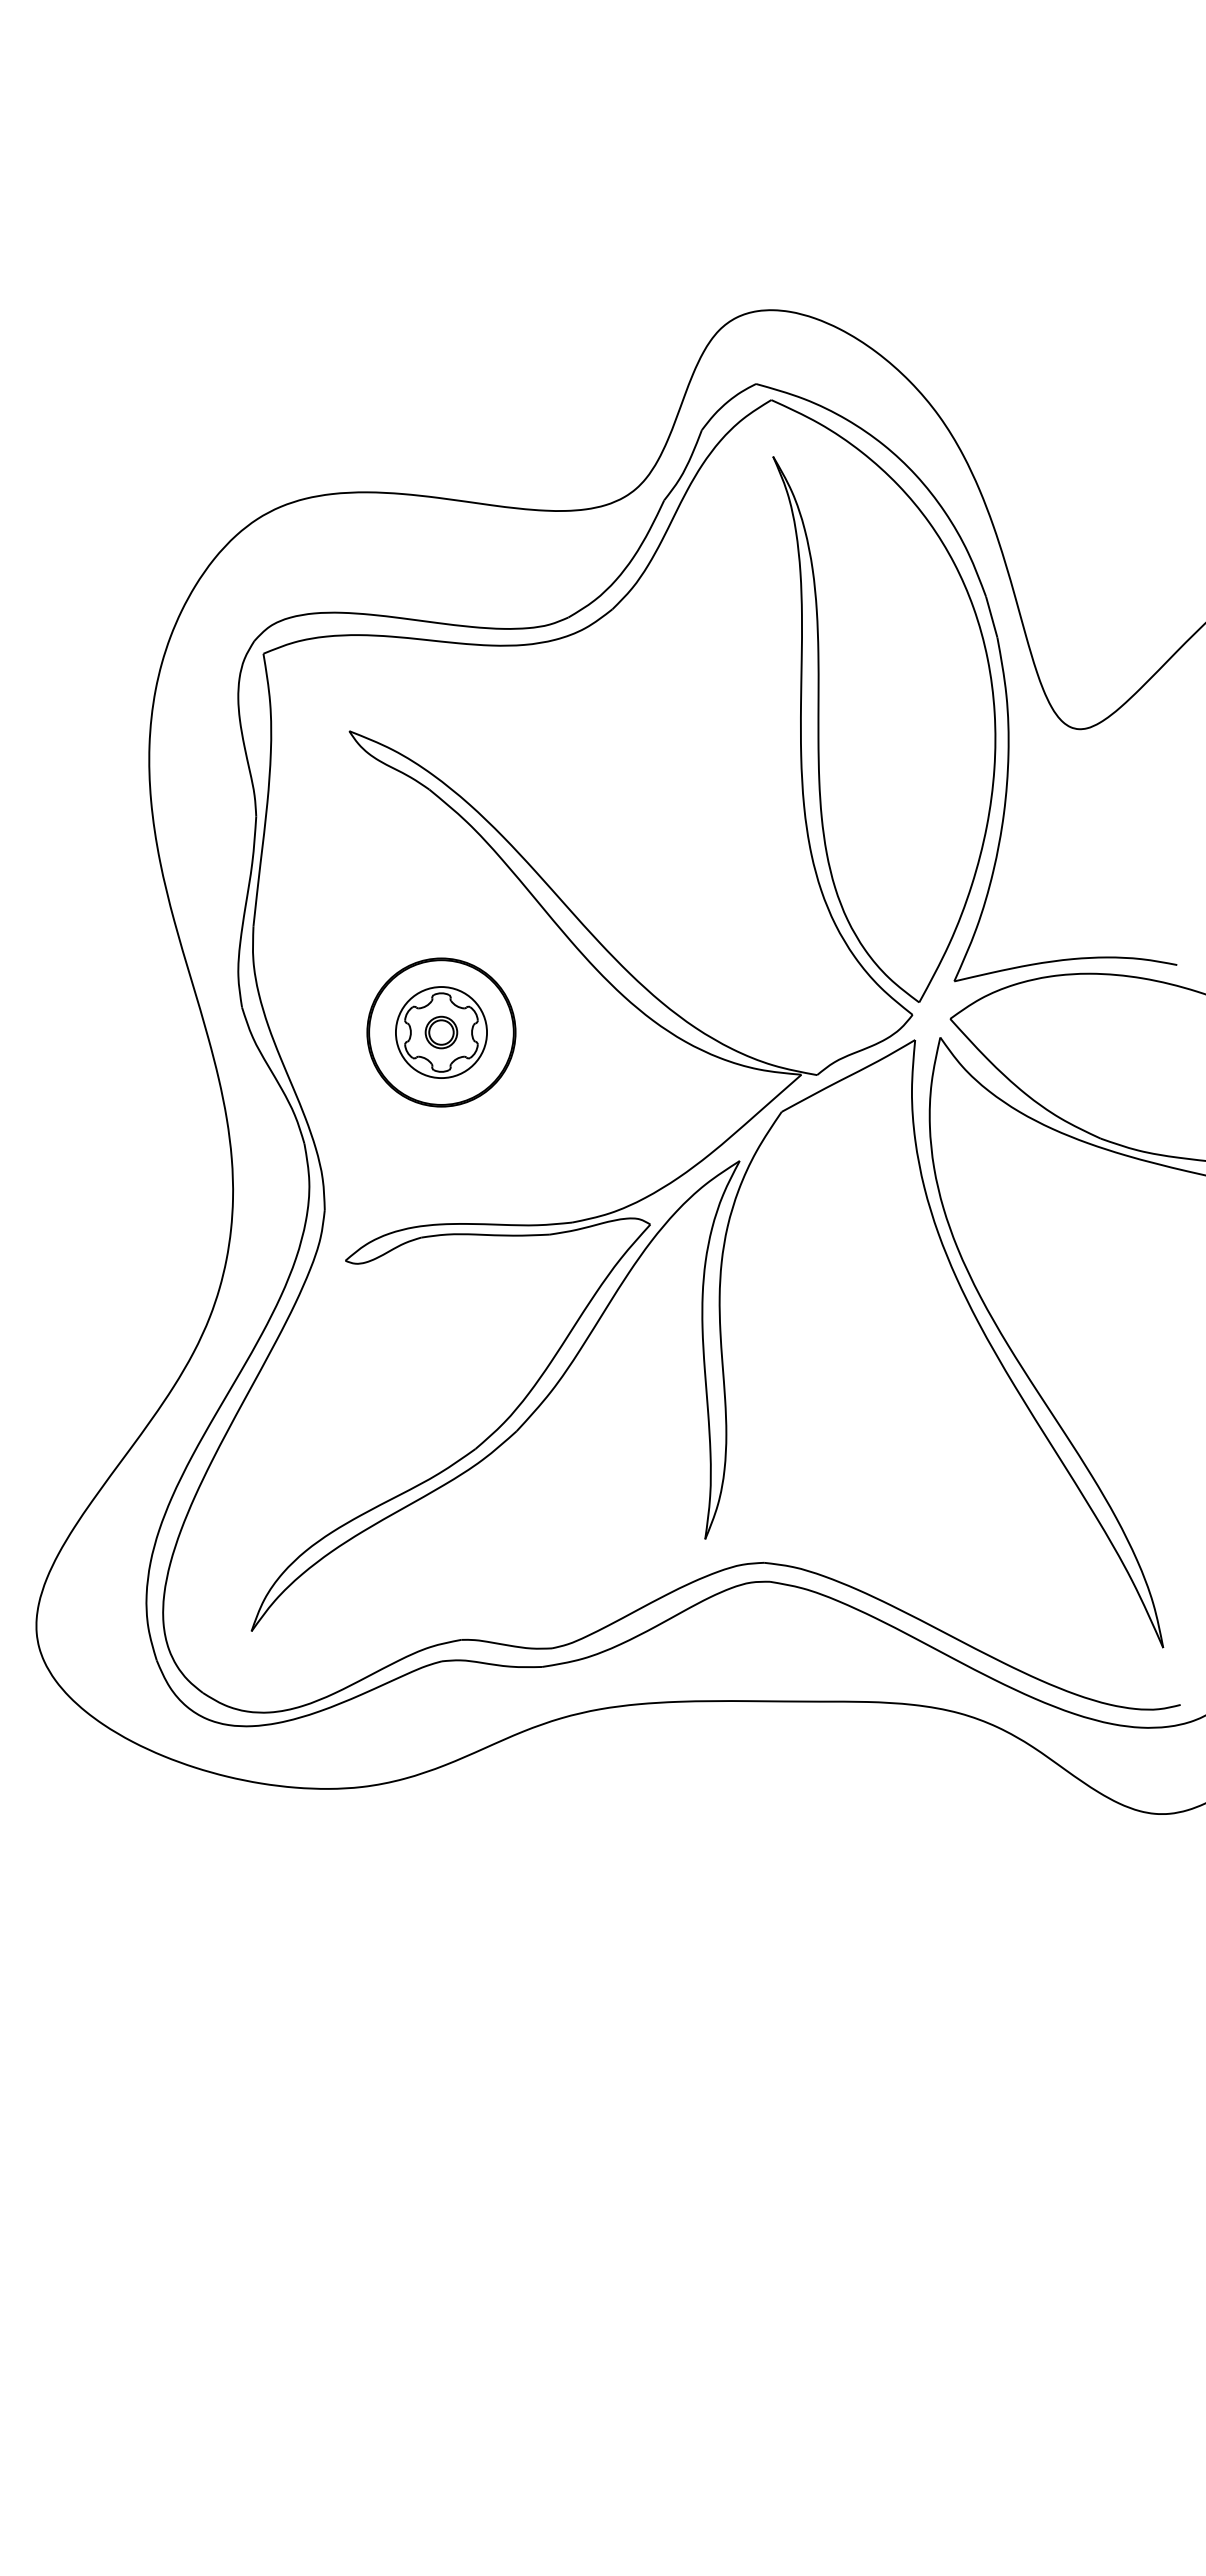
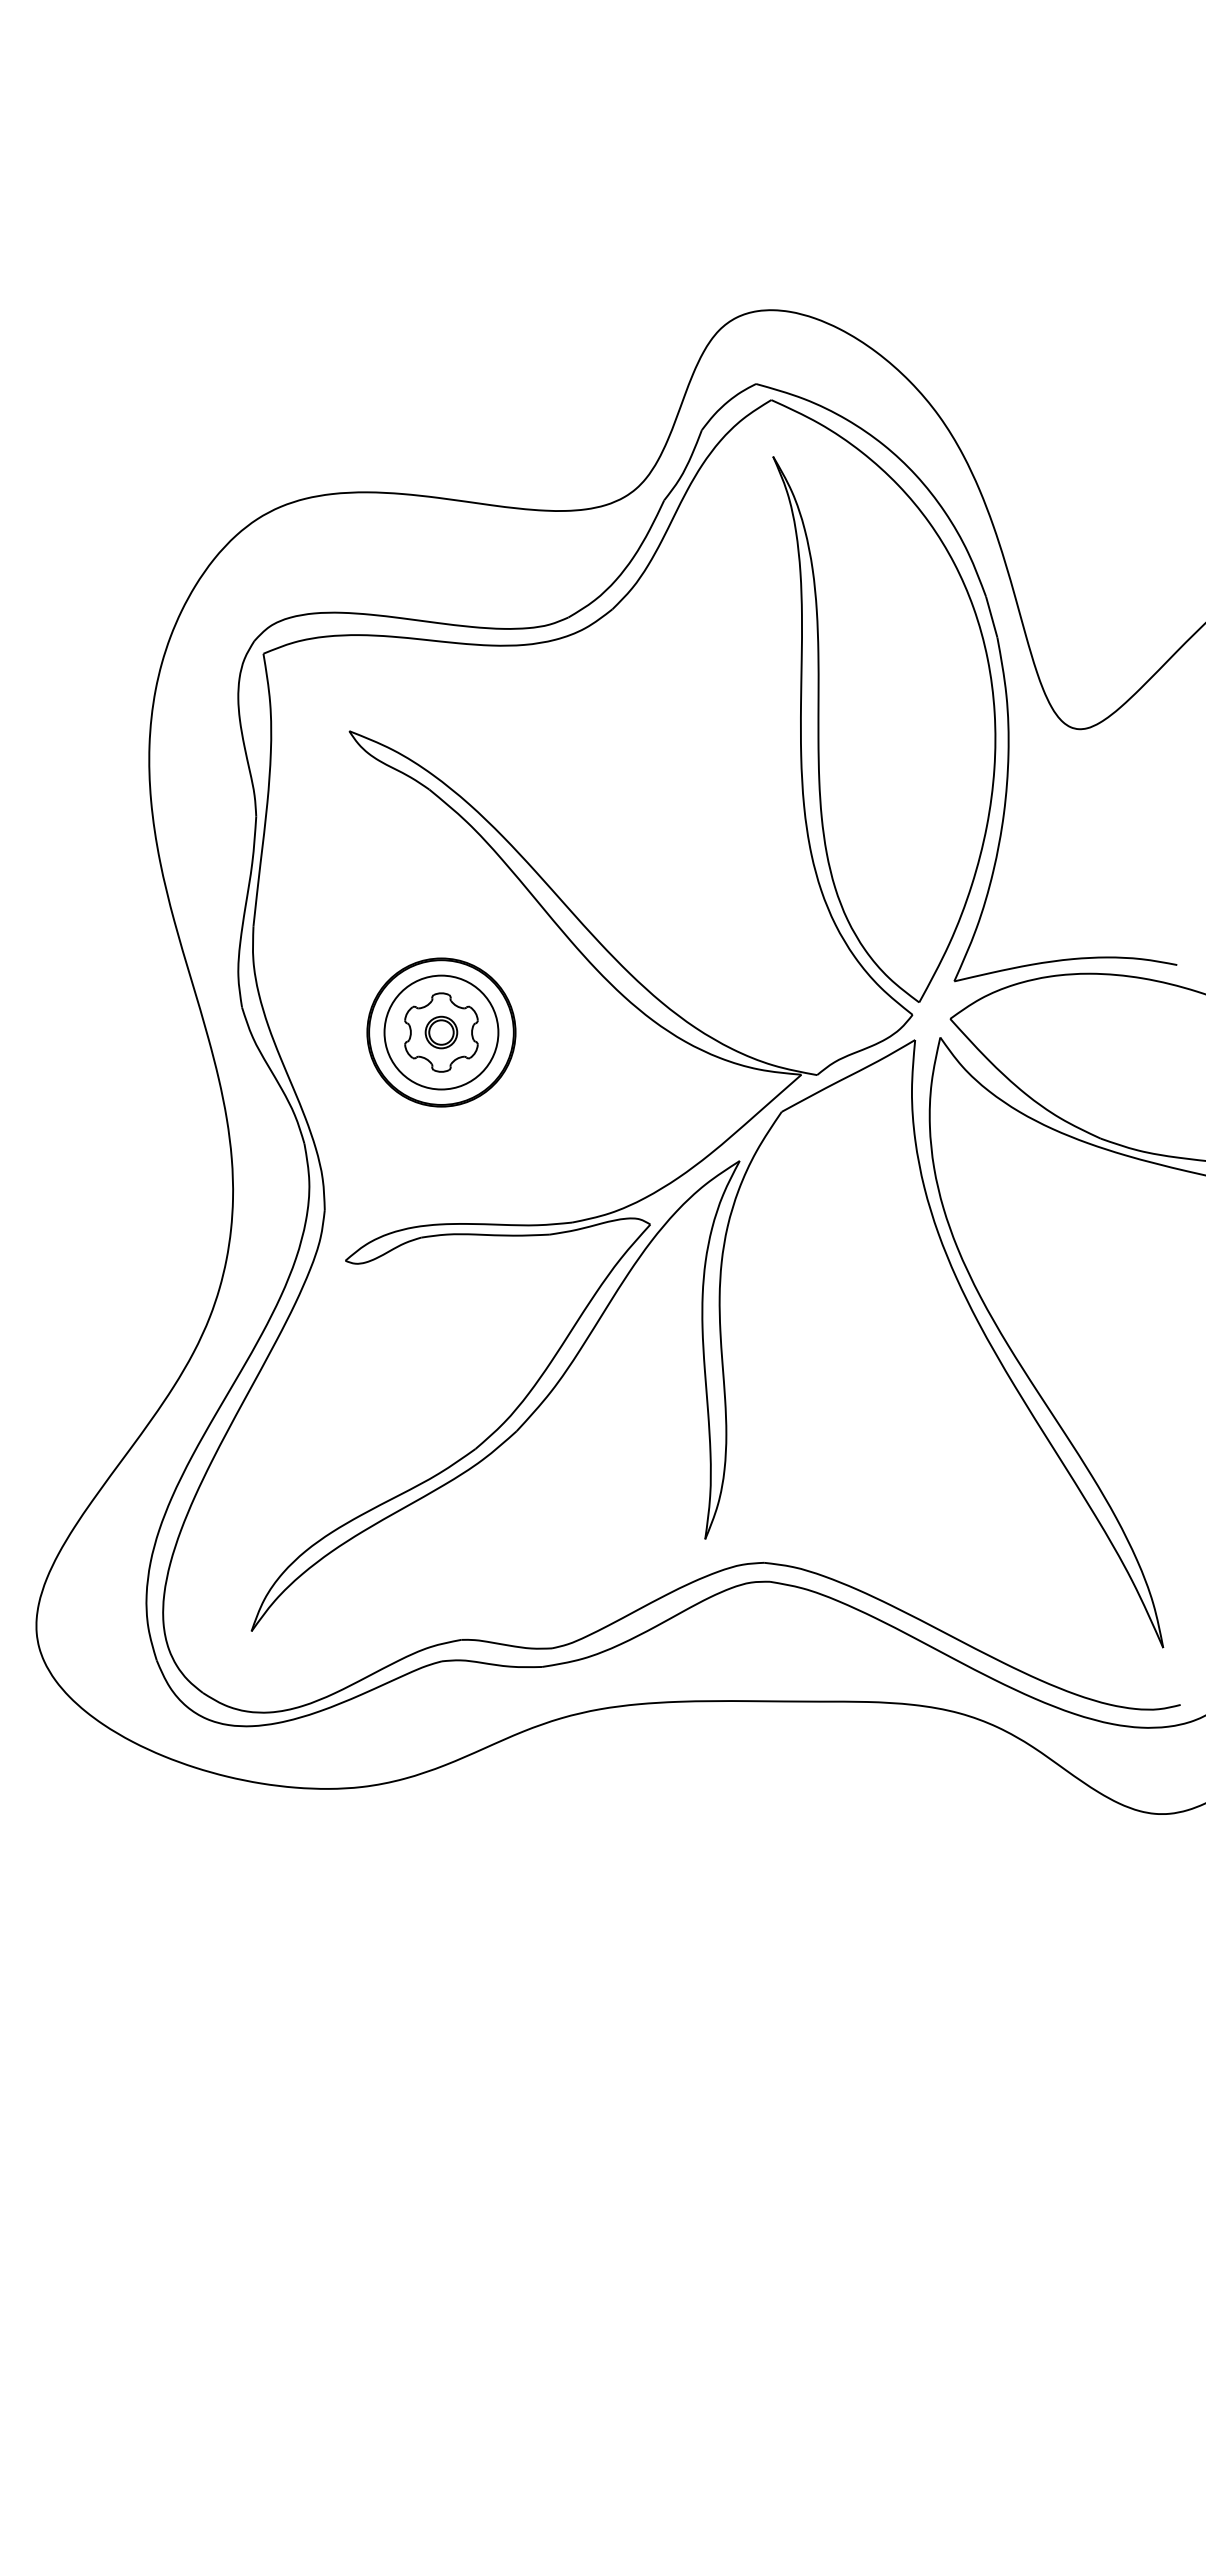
circle diameter: 91 px -> 114 px (441, 1032)
